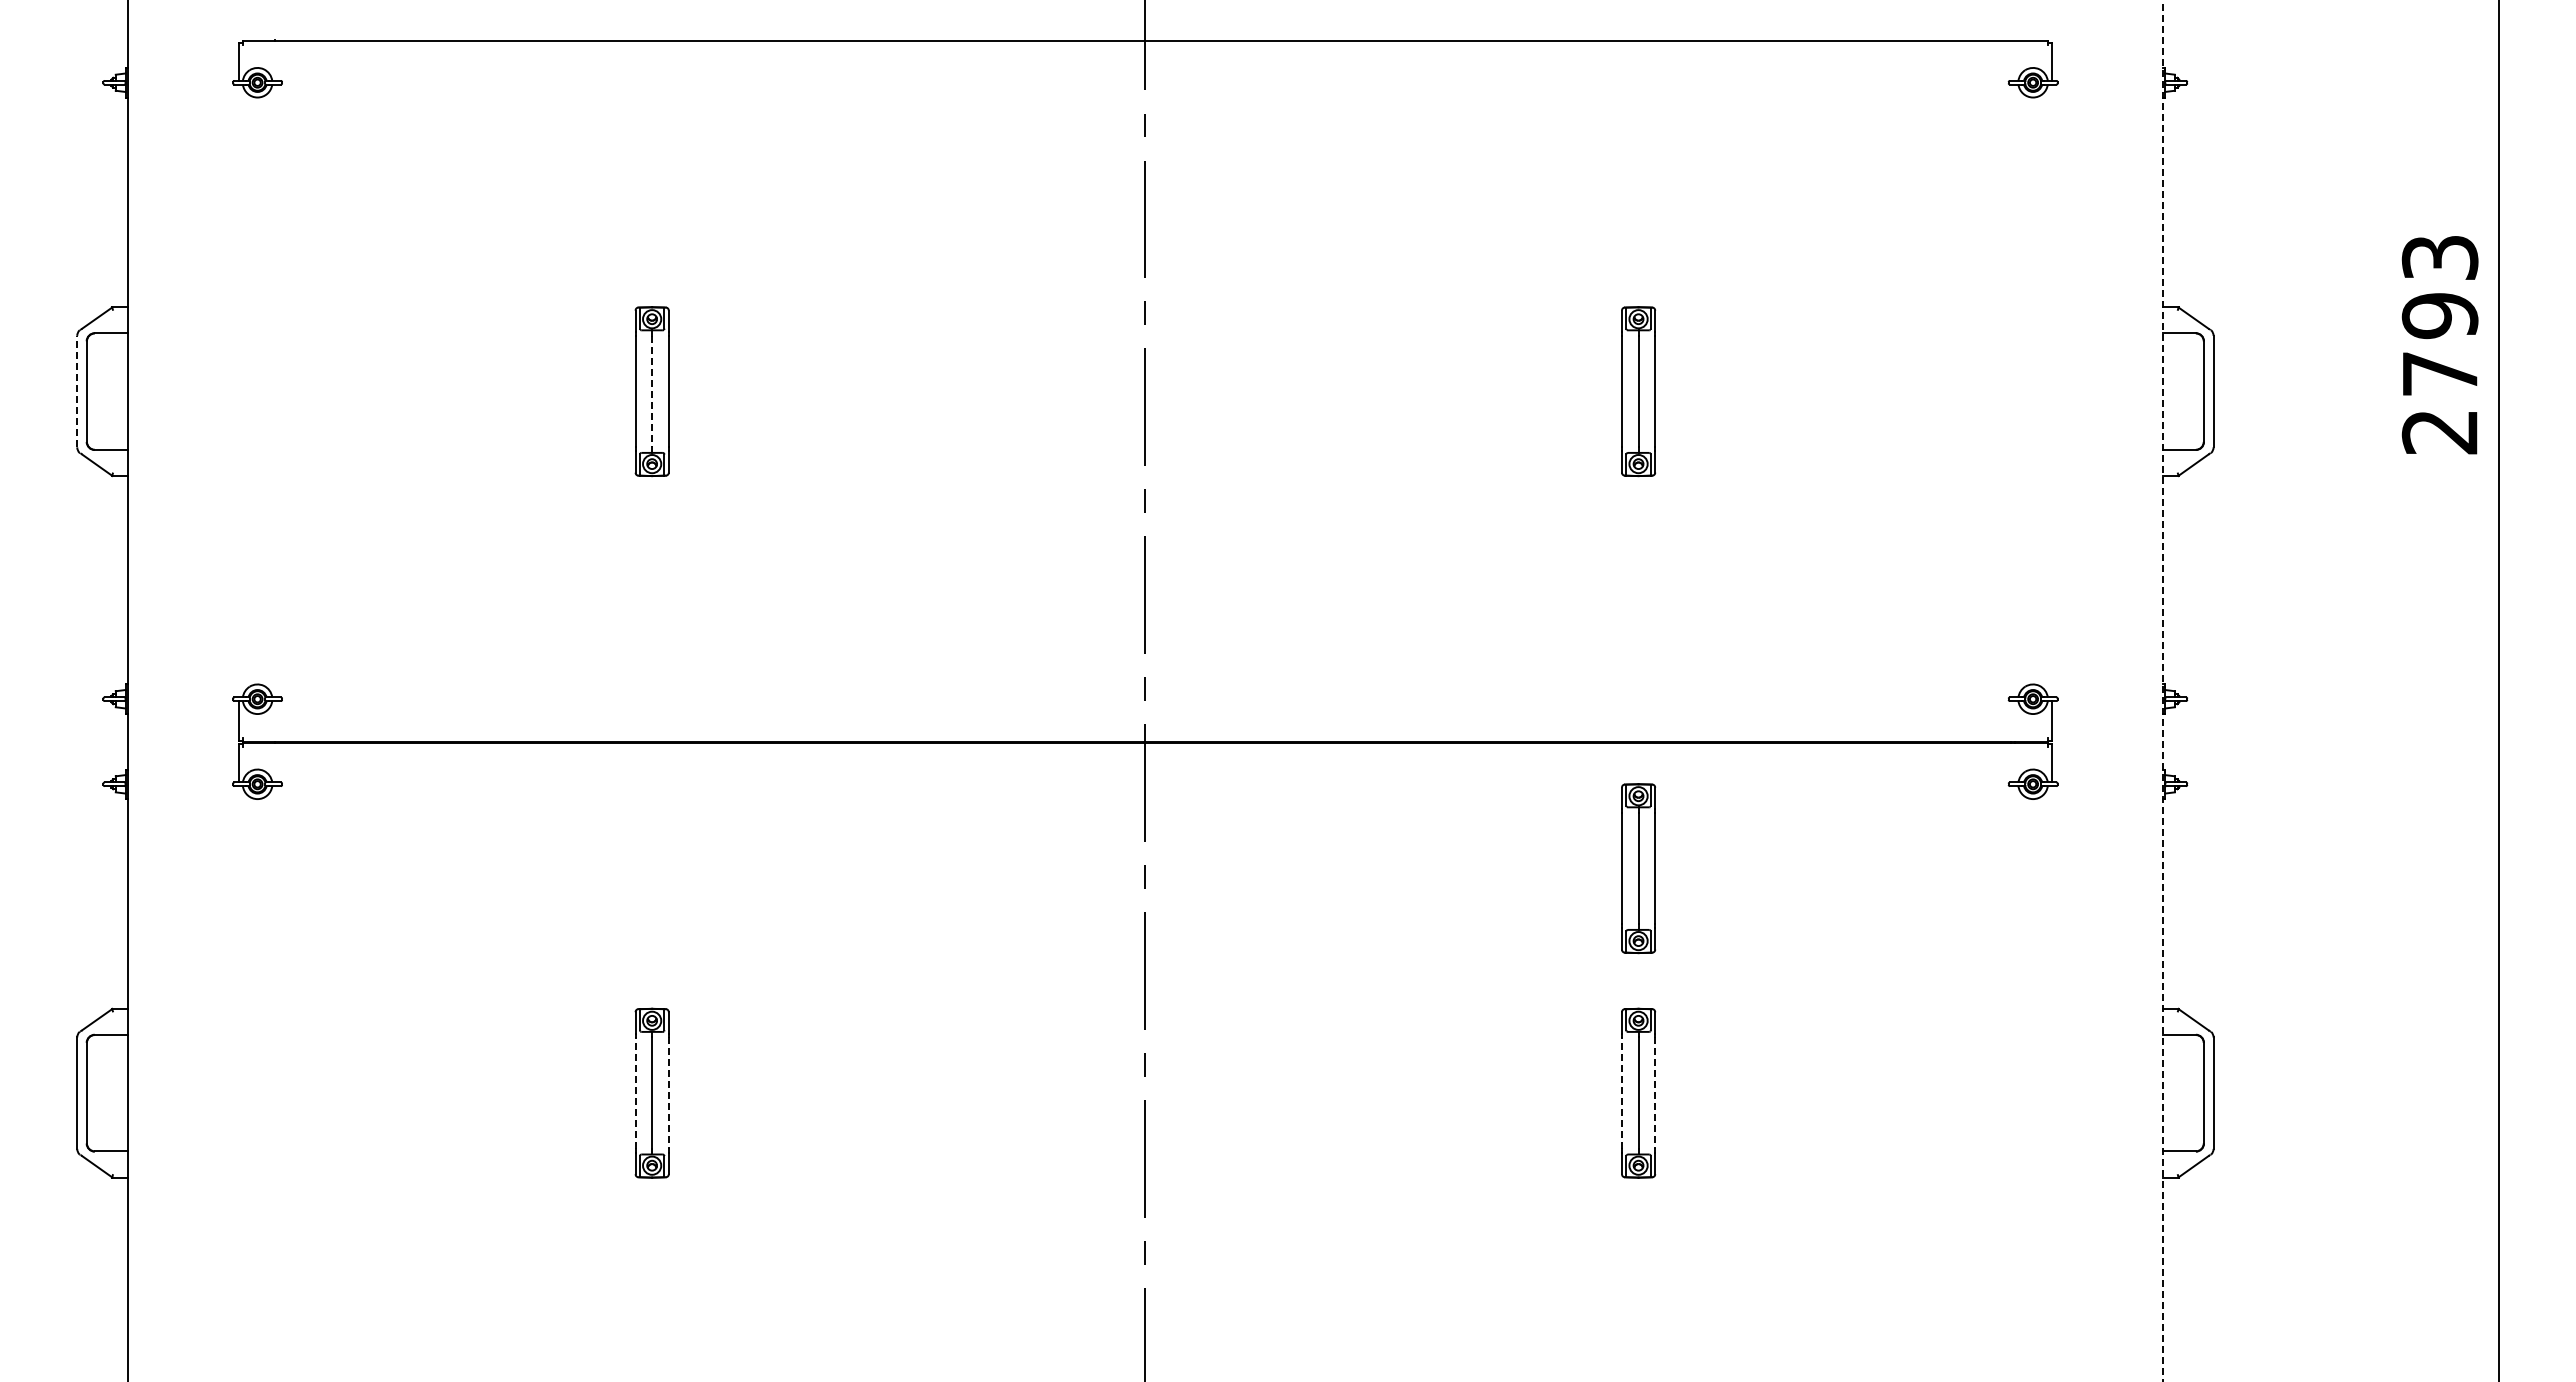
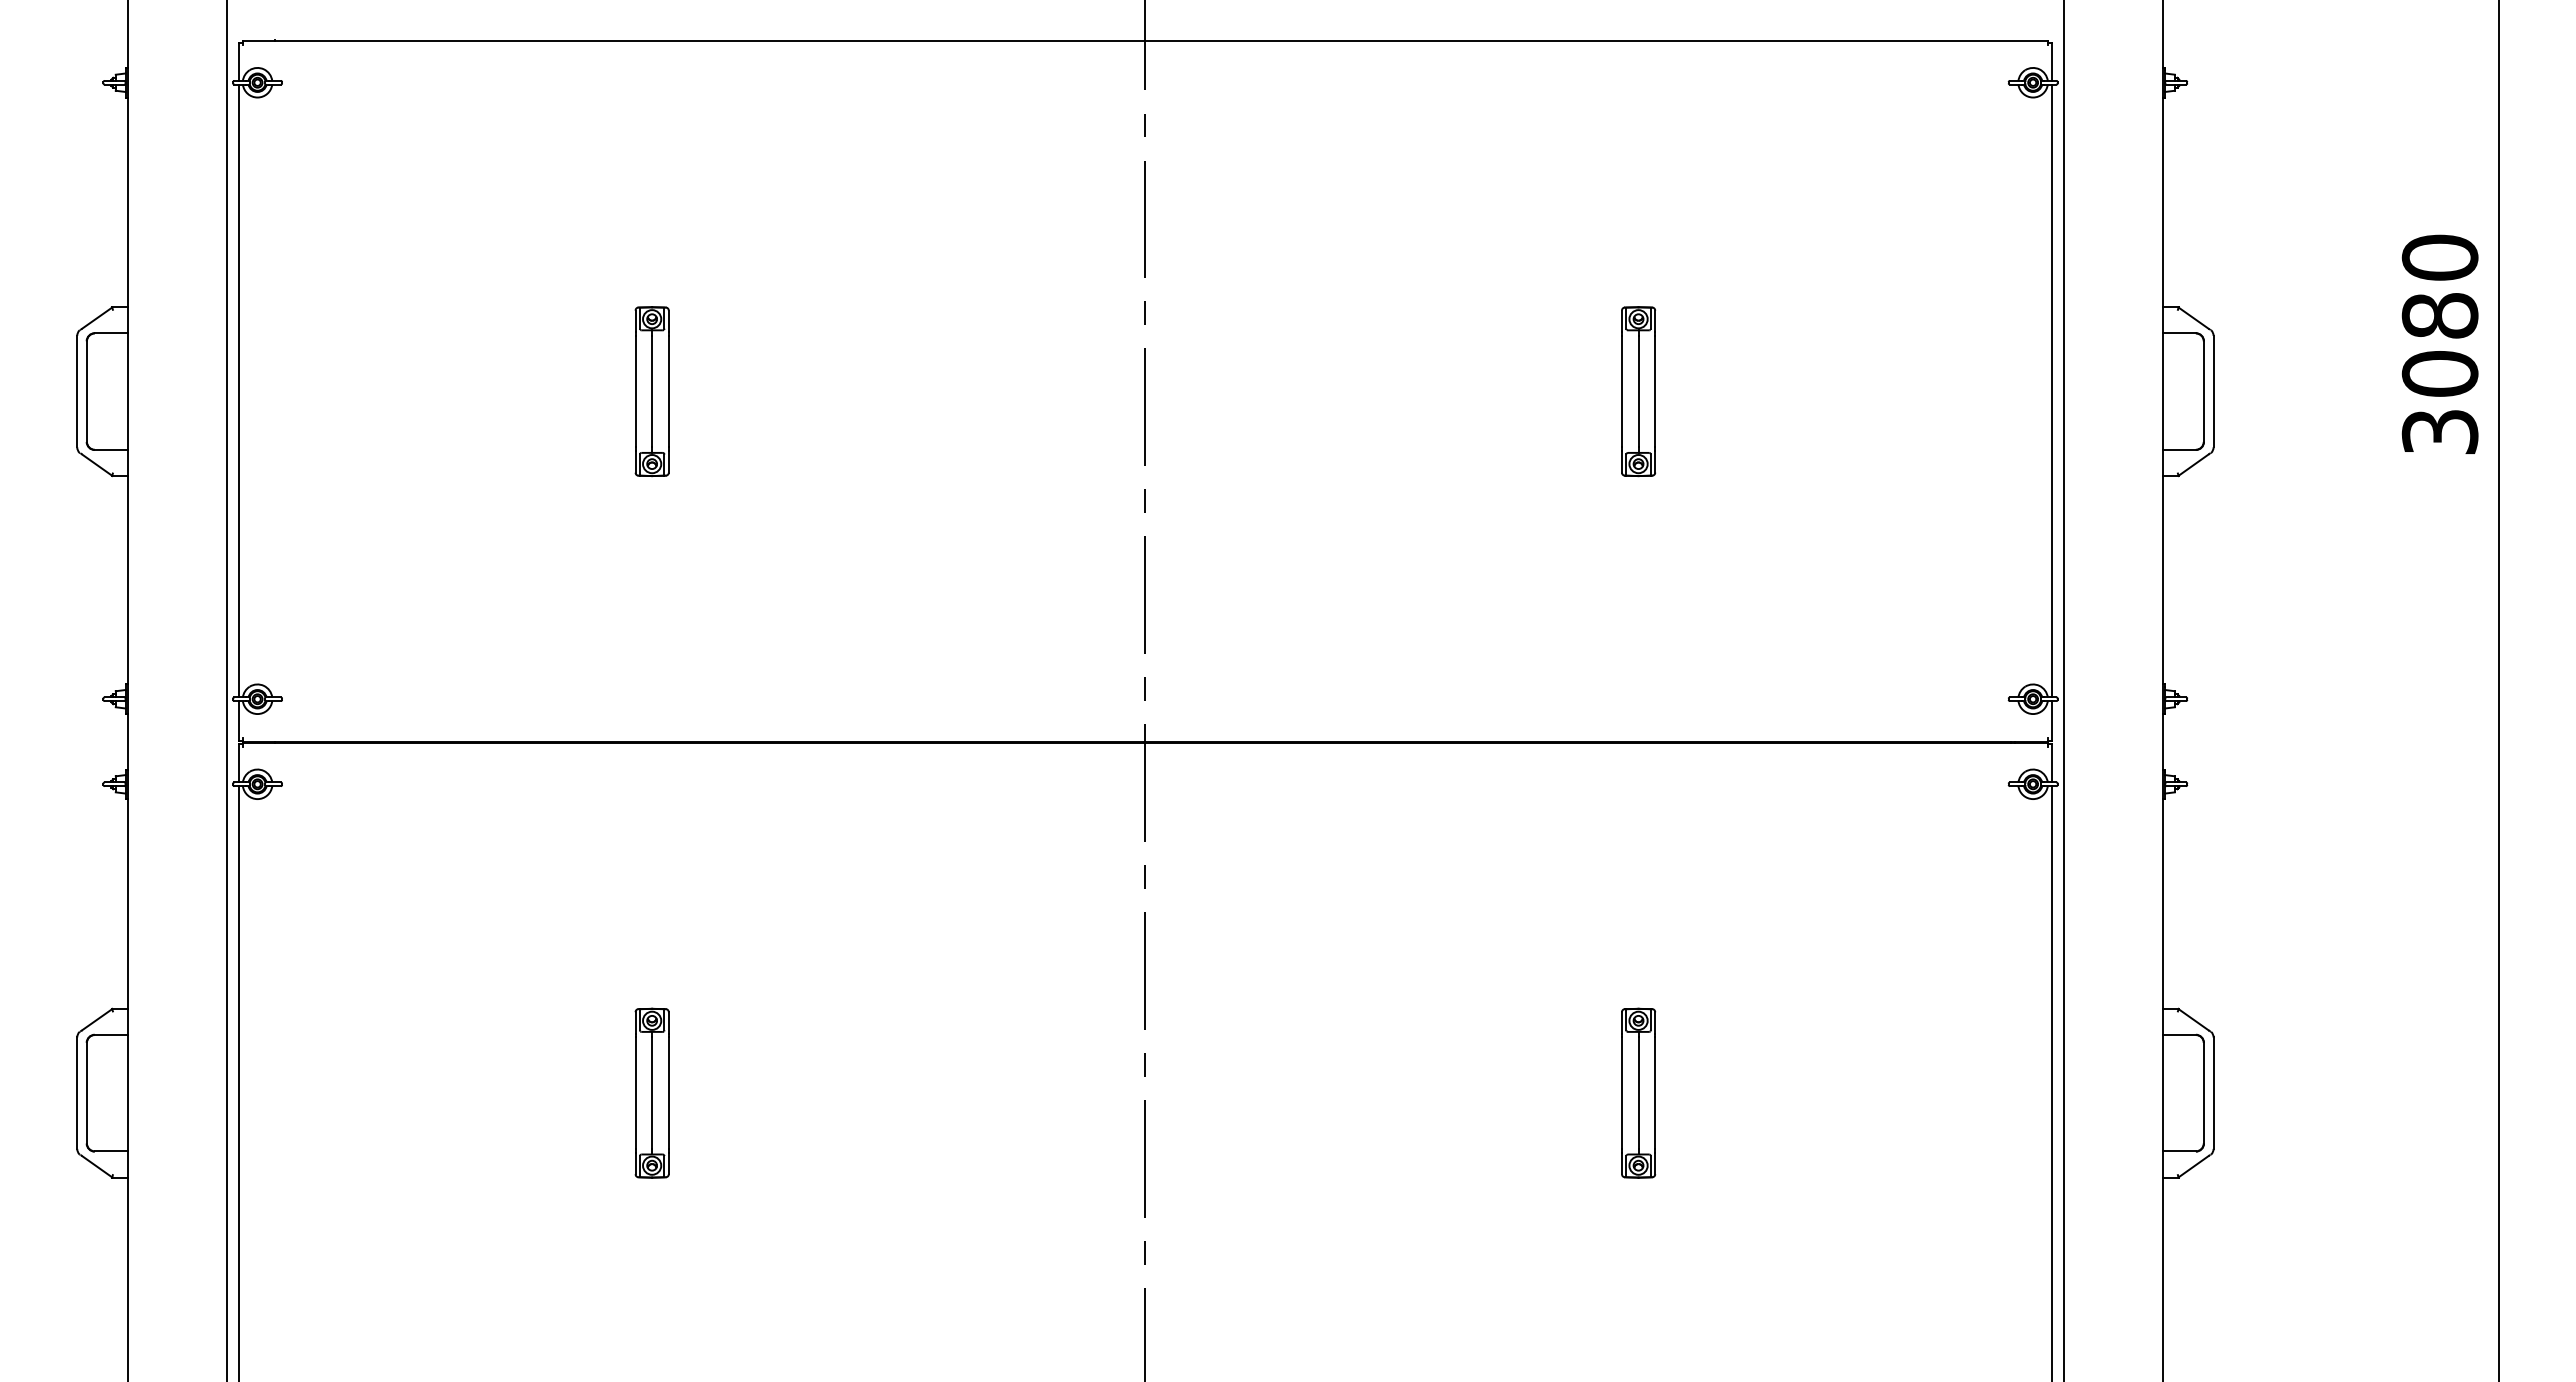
text: 2793 -> 3080 (2439, 344)
line: none -> present (239, 390)
line: none -> present (2051, 390)
line: dashed -> solid (77, 391)
line: dashed -> solid (652, 391)
line: none -> present (226, 690)
line: none -> present (2063, 690)
line: dashed -> solid (2162, 690)
part: present -> none (1638, 868)
line: none -> present (239, 1082)
line: none -> present (2051, 1082)
line: dashed -> solid (635, 1093)
line: dashed -> solid (668, 1093)
line: dashed -> solid (1621, 1093)
line: dashed -> solid (1655, 1093)
